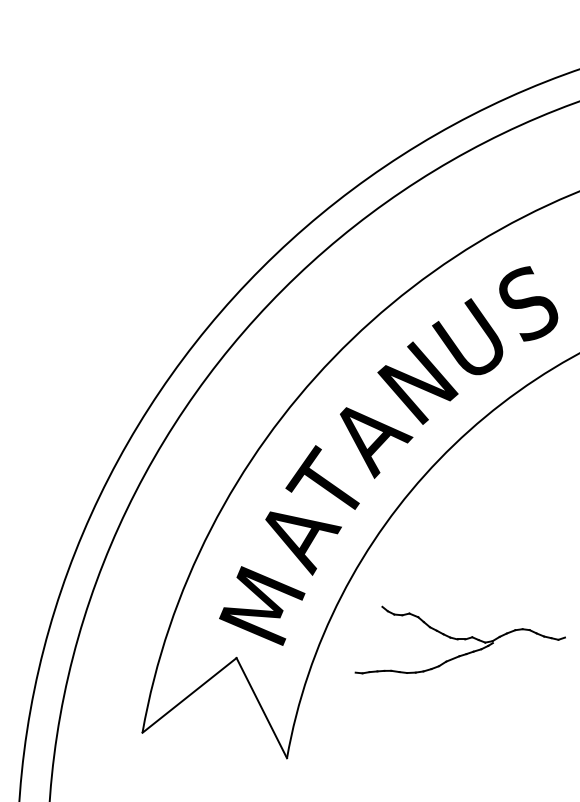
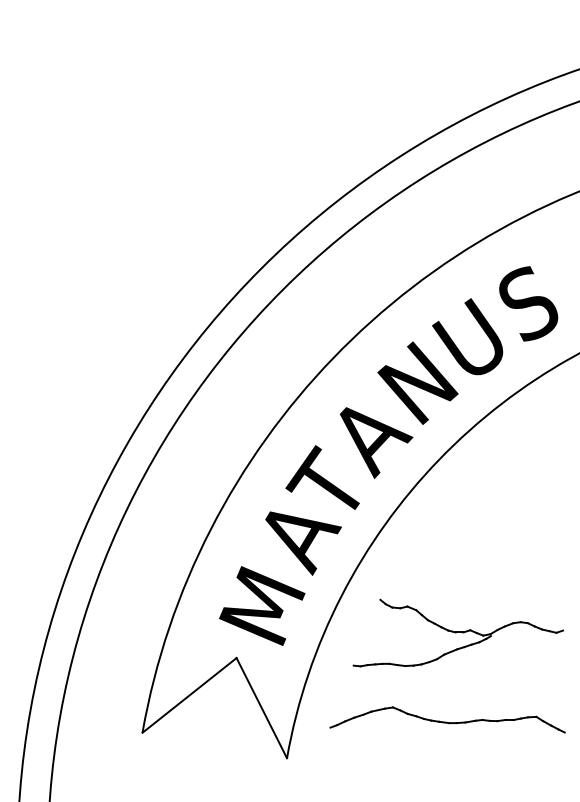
part position: (459, 639) -> (457, 632) (457, 632)
part: none -> present (447, 719)
